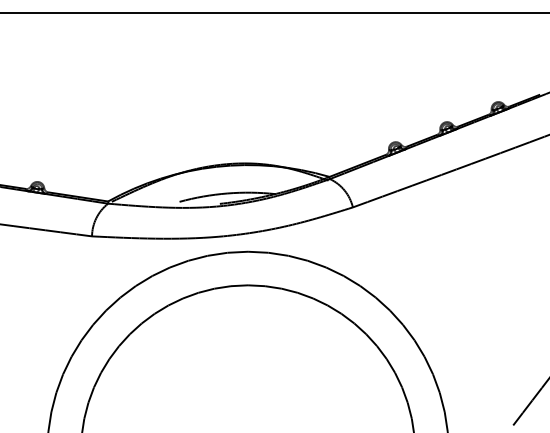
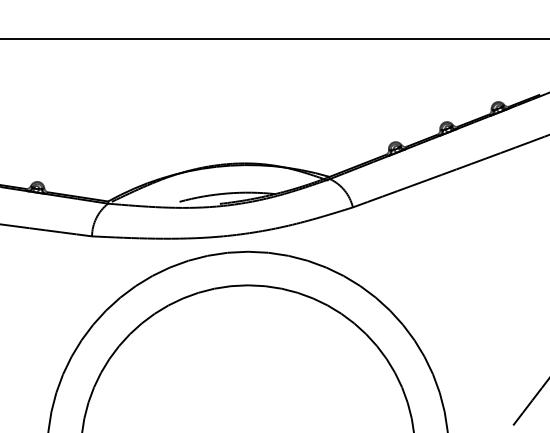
line position: (274, 13) -> (274, 39) (274, 39)
